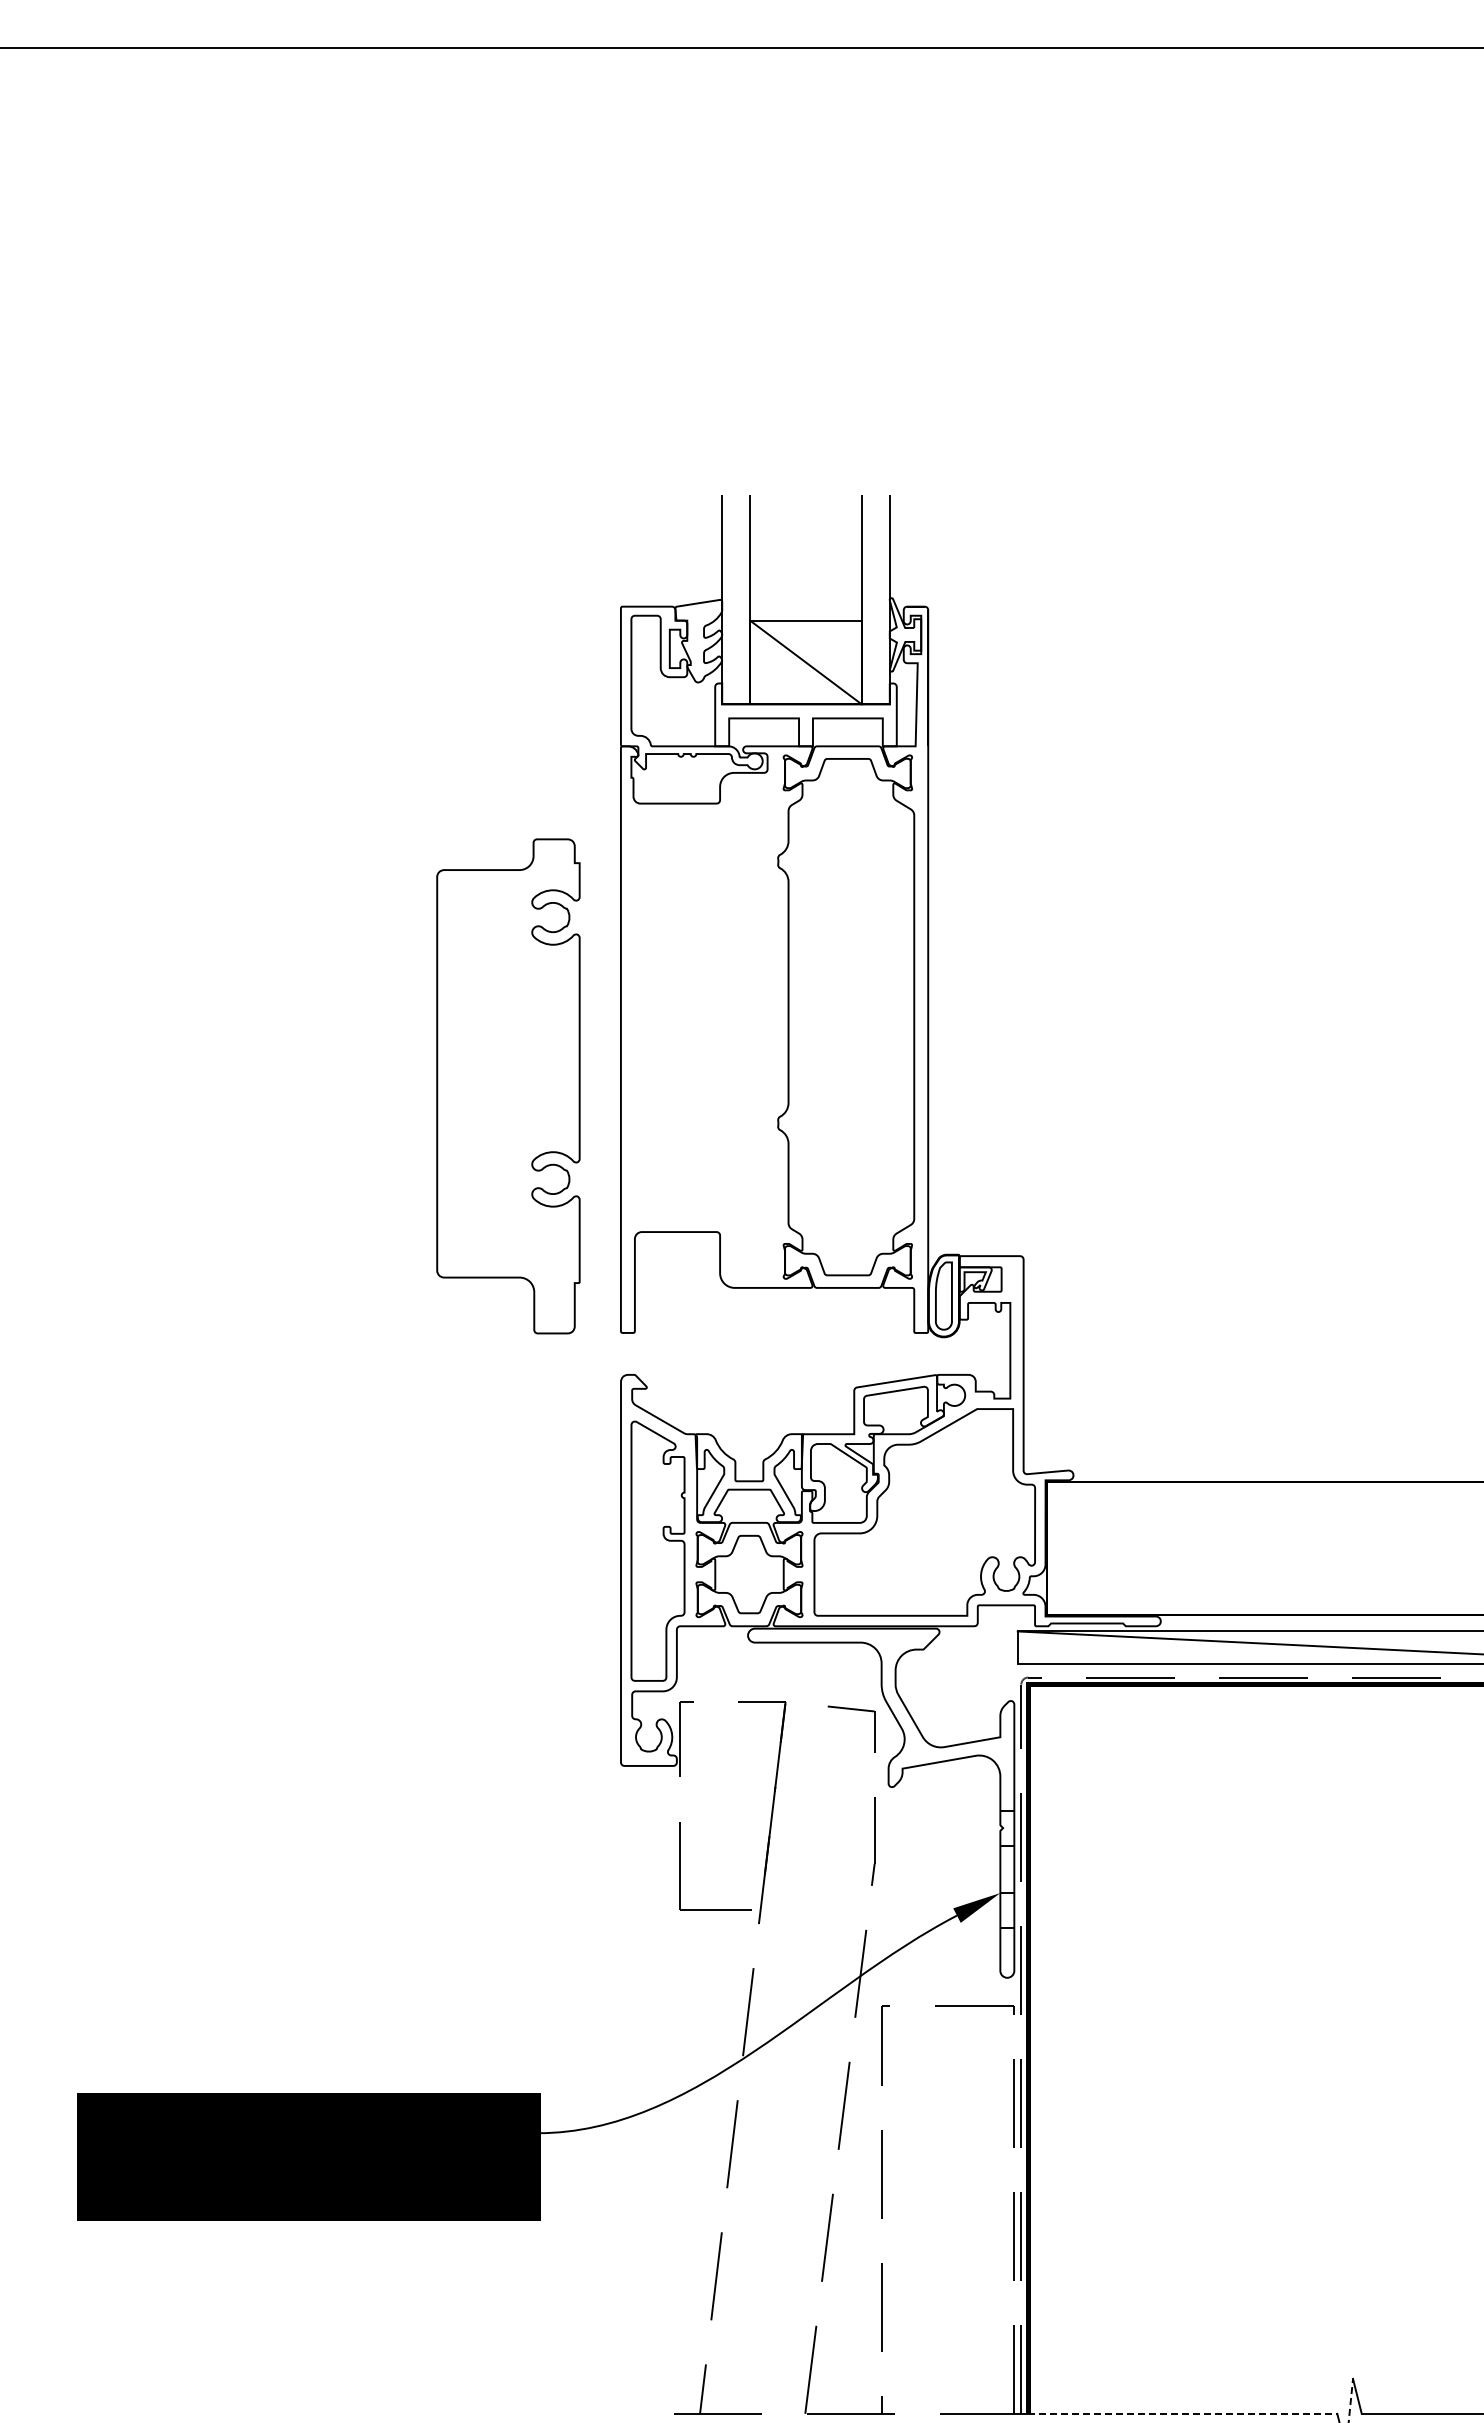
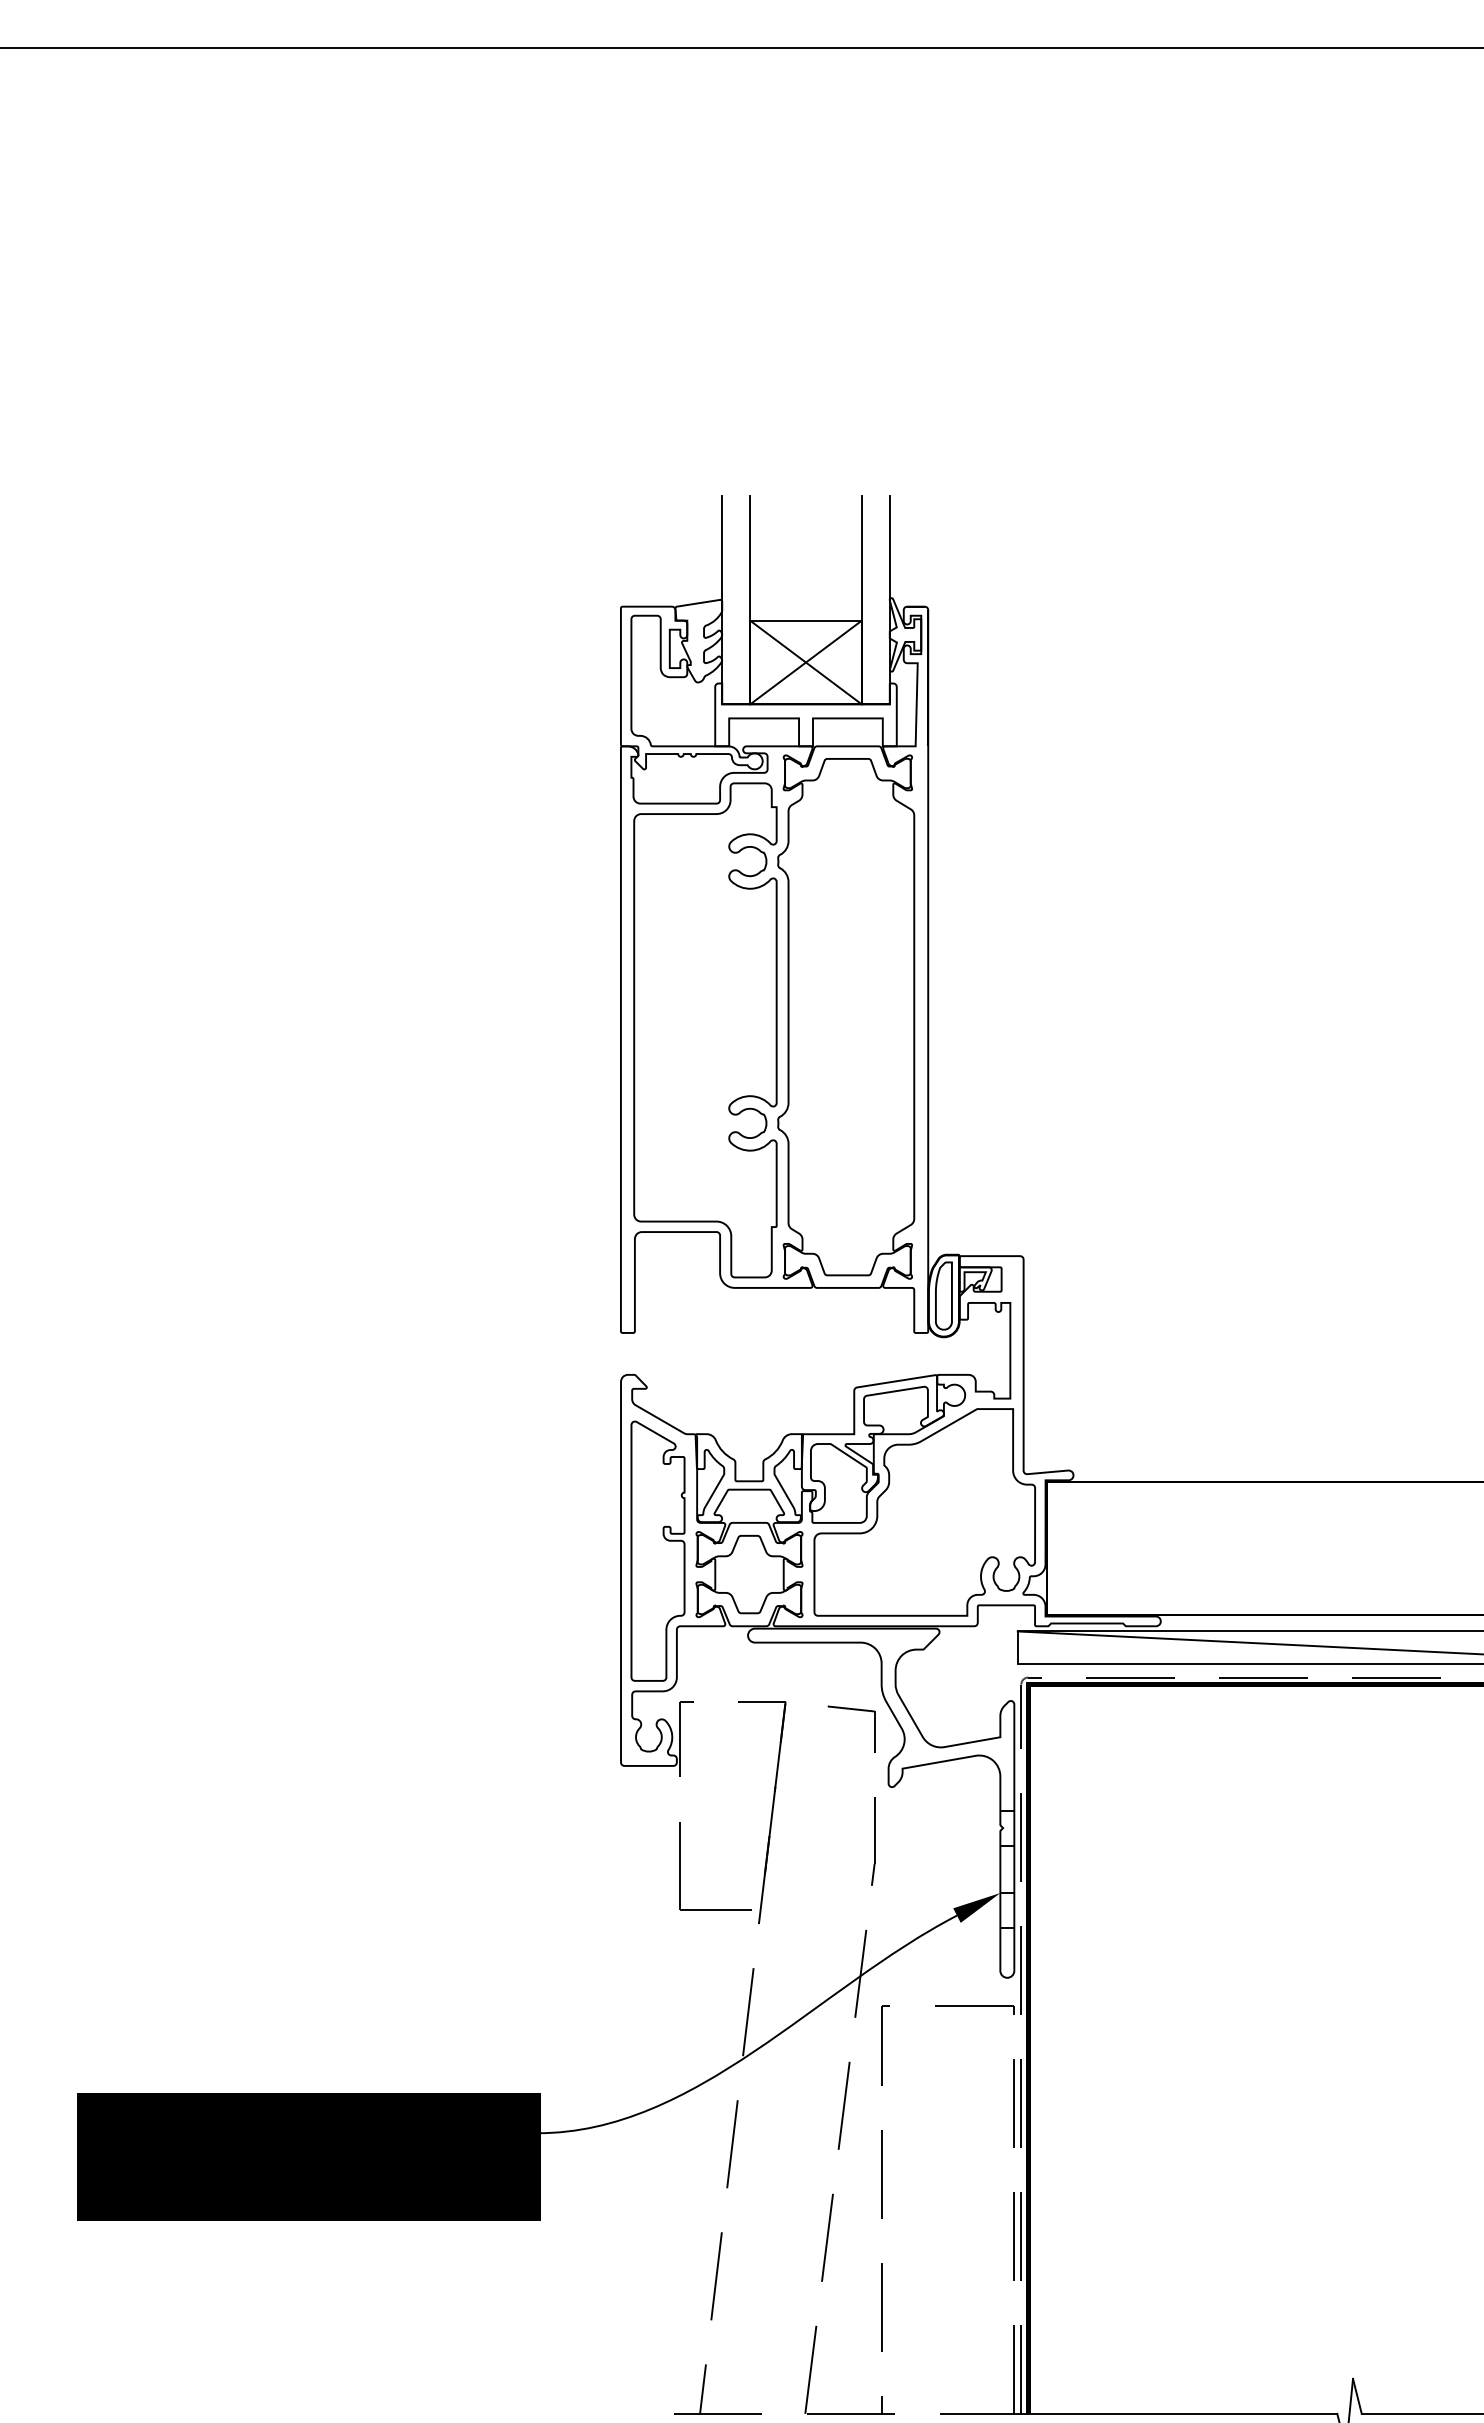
line: none -> present (805, 662)
part position: (508, 1086) -> (705, 1030) (705, 1030)
line: dashed -> solid (1350, 2400)
line: dashed -> solid (1182, 2413)
